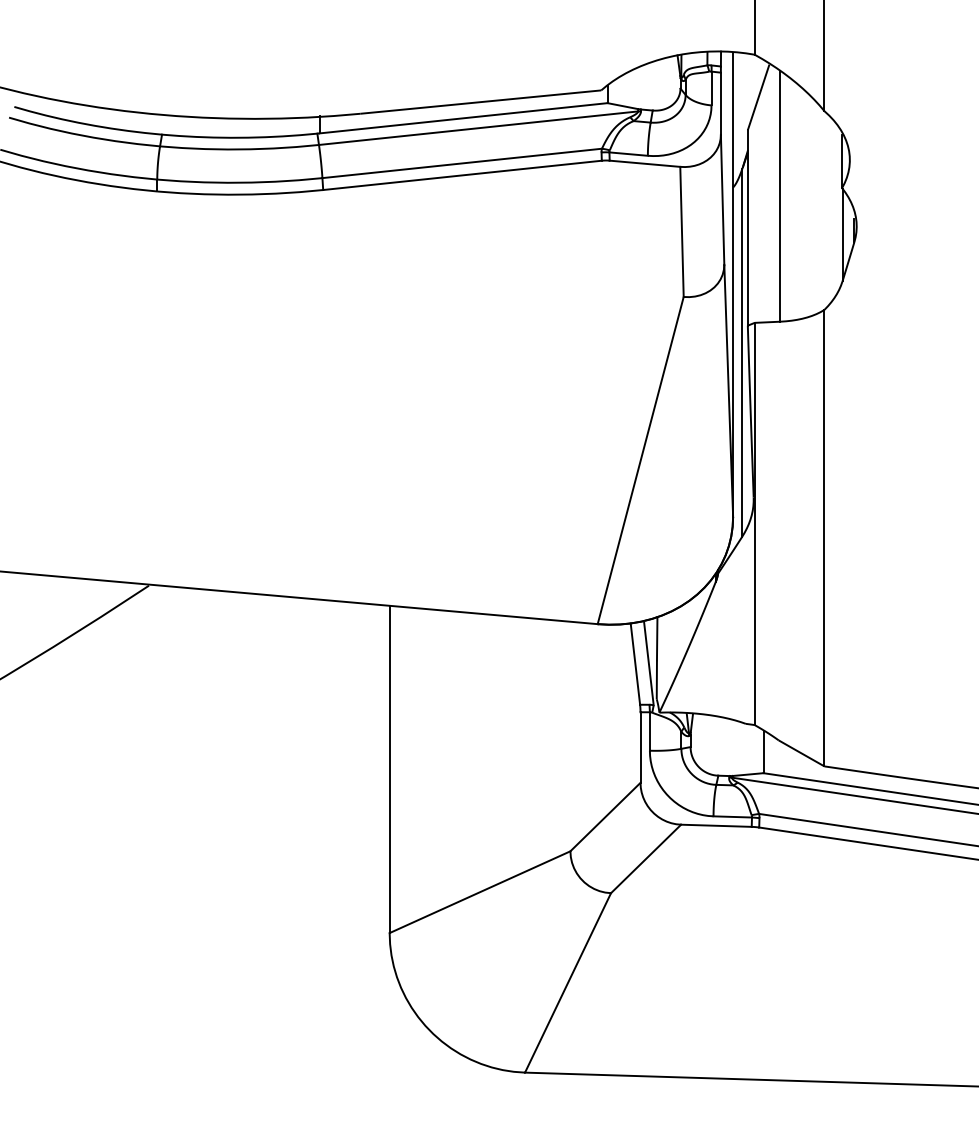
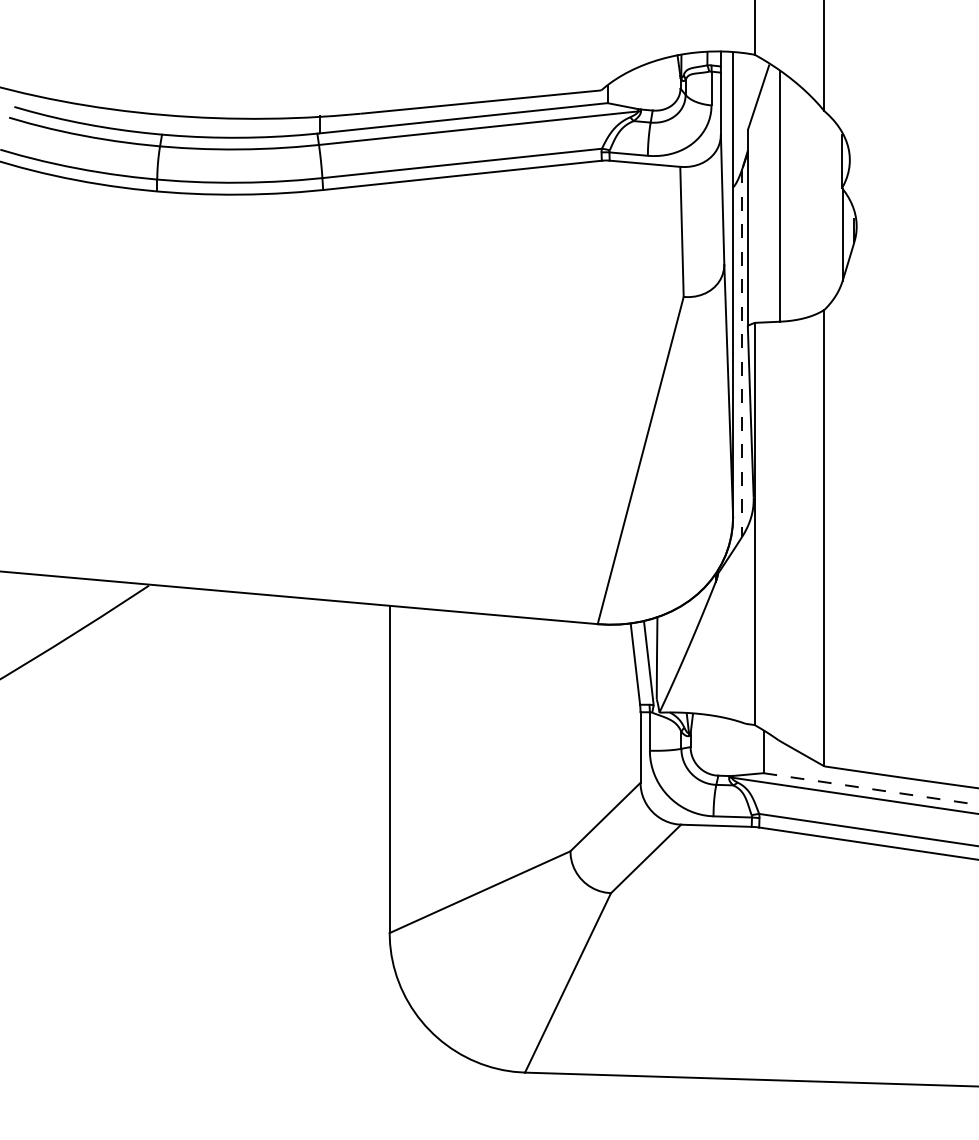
line: solid -> dashed (742, 353)
line: solid -> dashed (870, 789)
